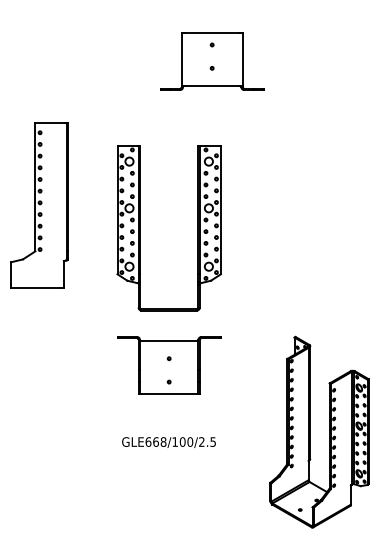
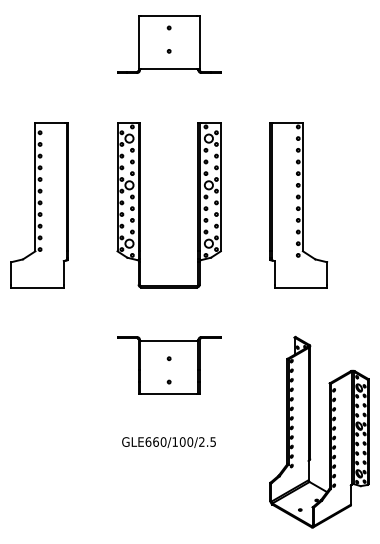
part position: (212, 61) -> (169, 44) (169, 44)
part: none -> present (298, 205)
part position: (140, 228) -> (140, 205) (140, 205)
text: GLE668/100/2.5 -> GLE660/100/2.5 (163, 441)
